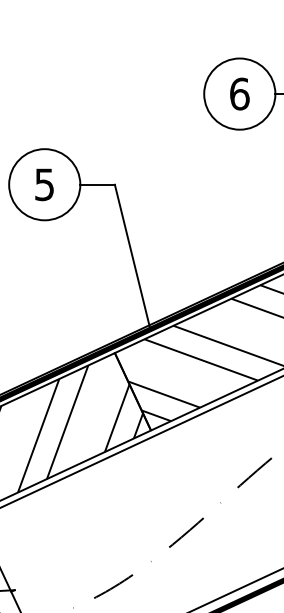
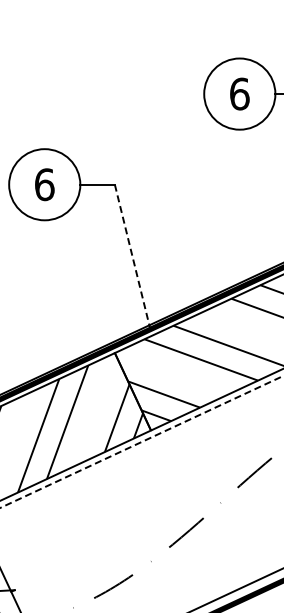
text: 5 -> 6 (44, 184)
line: solid -> dashed (132, 257)
line: solid -> dashed (142, 441)
